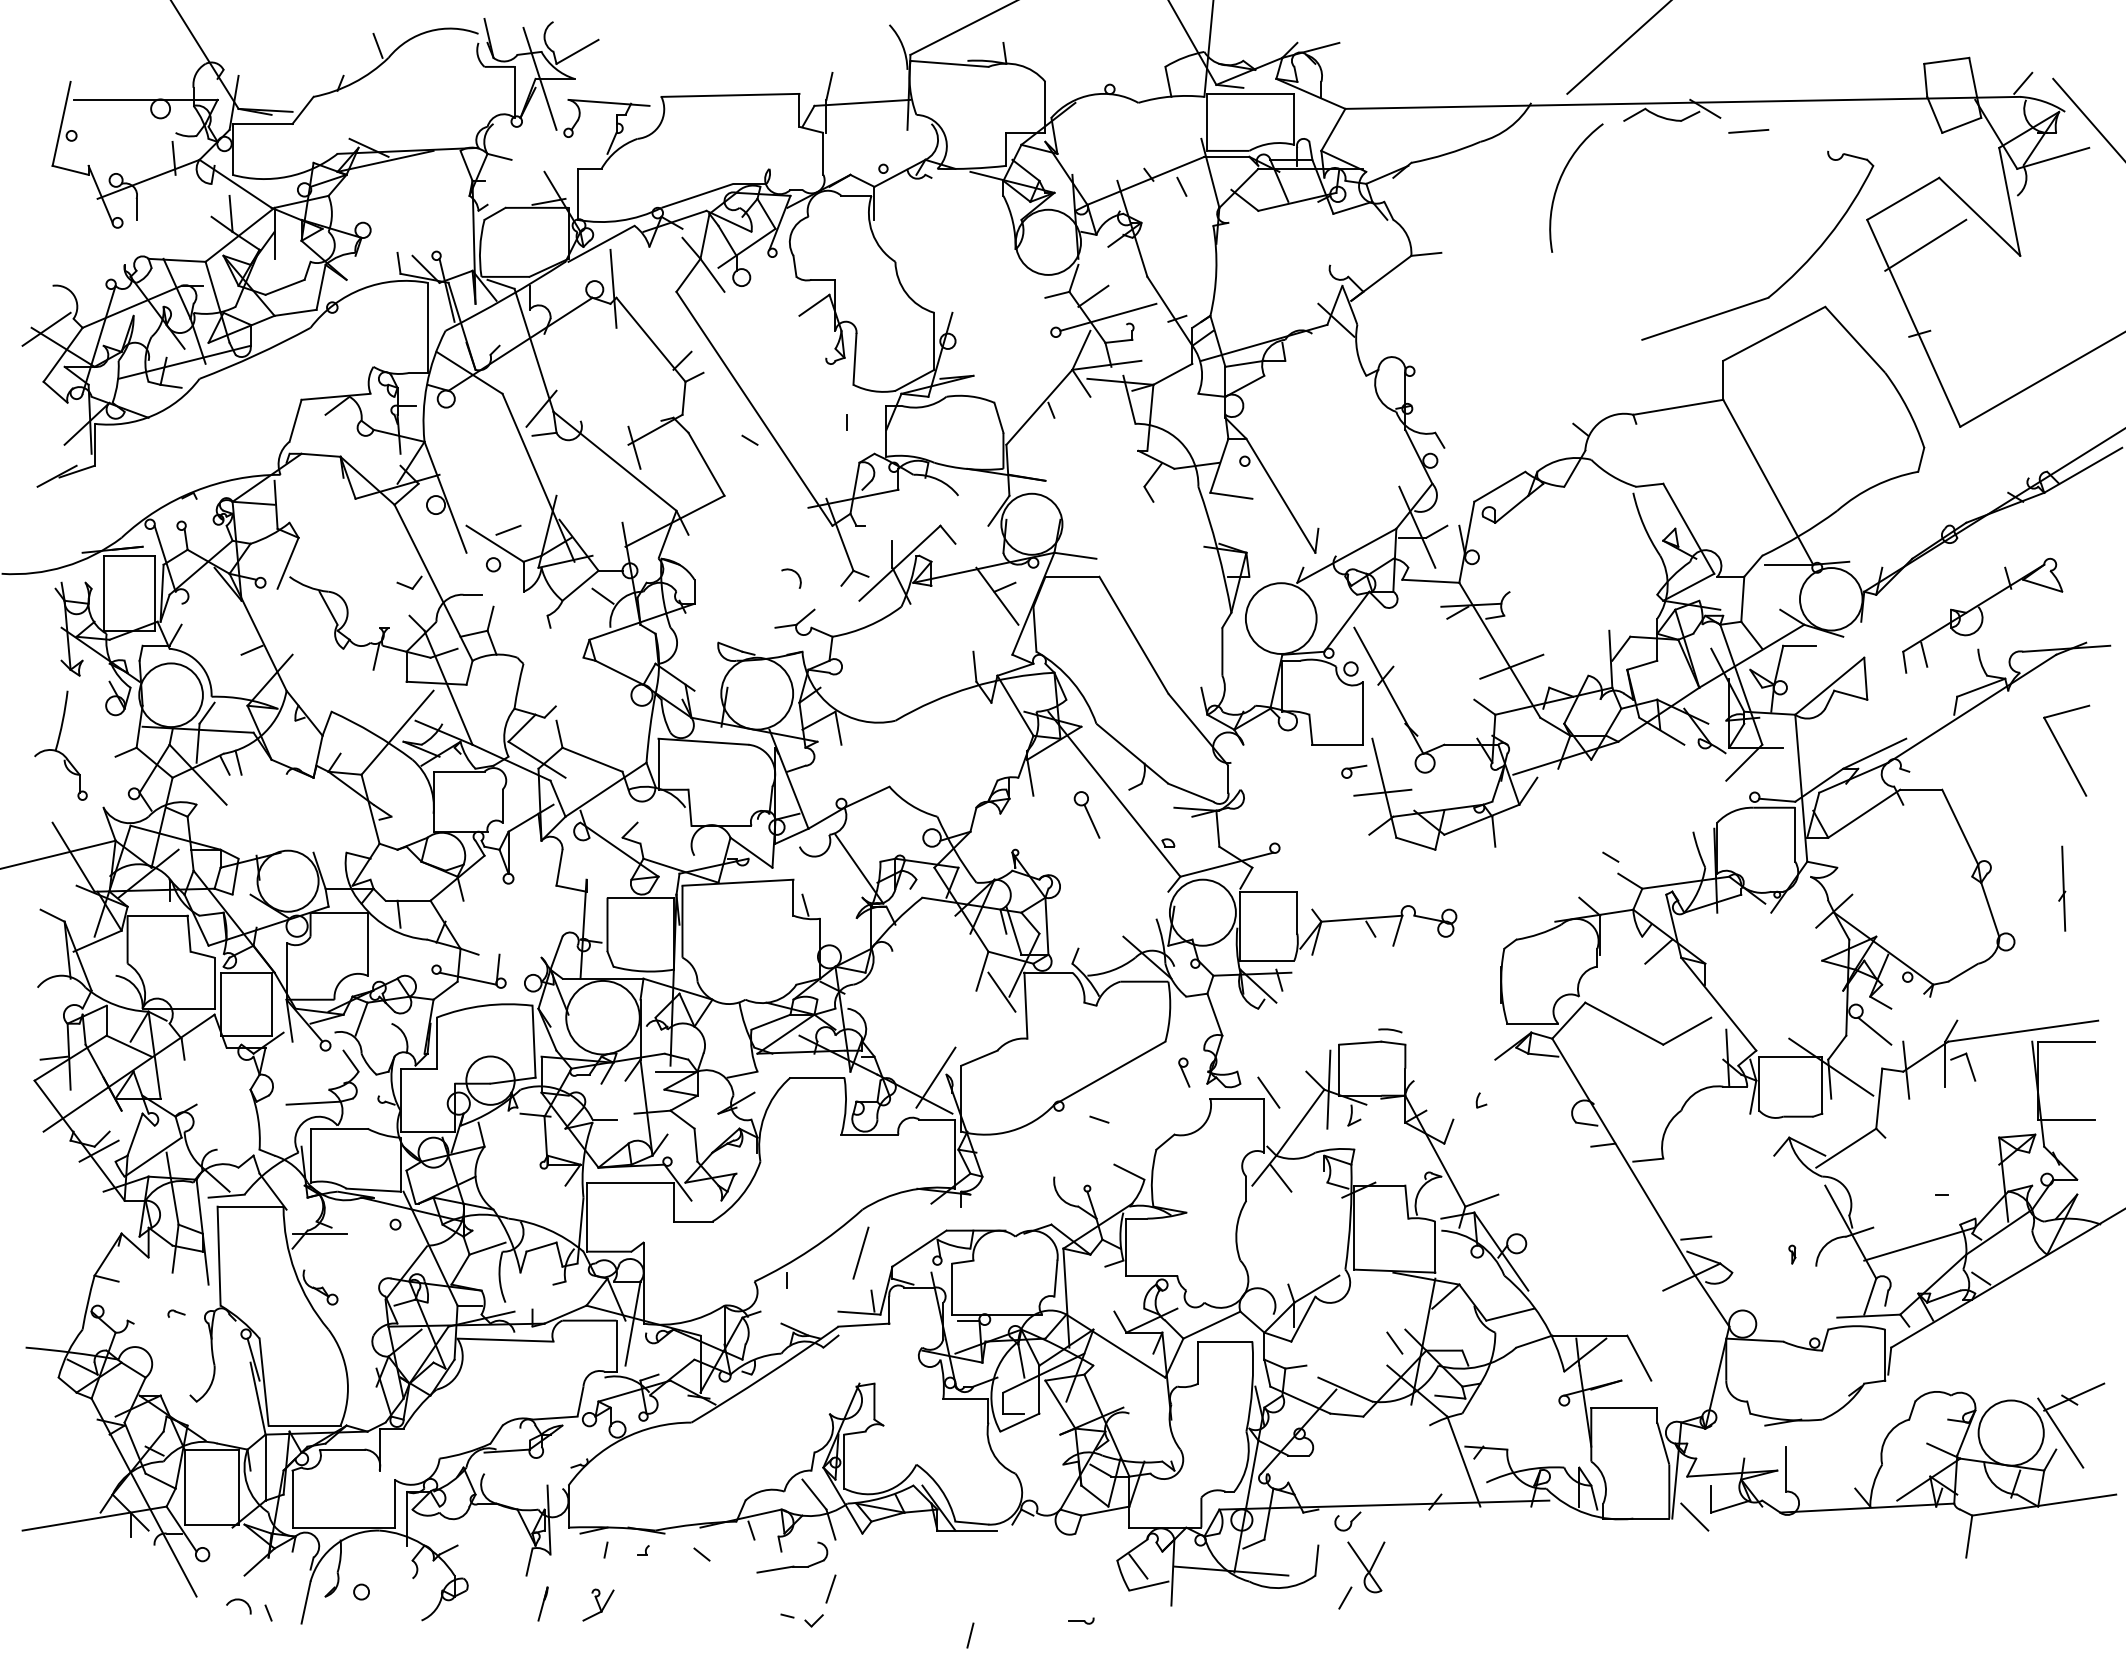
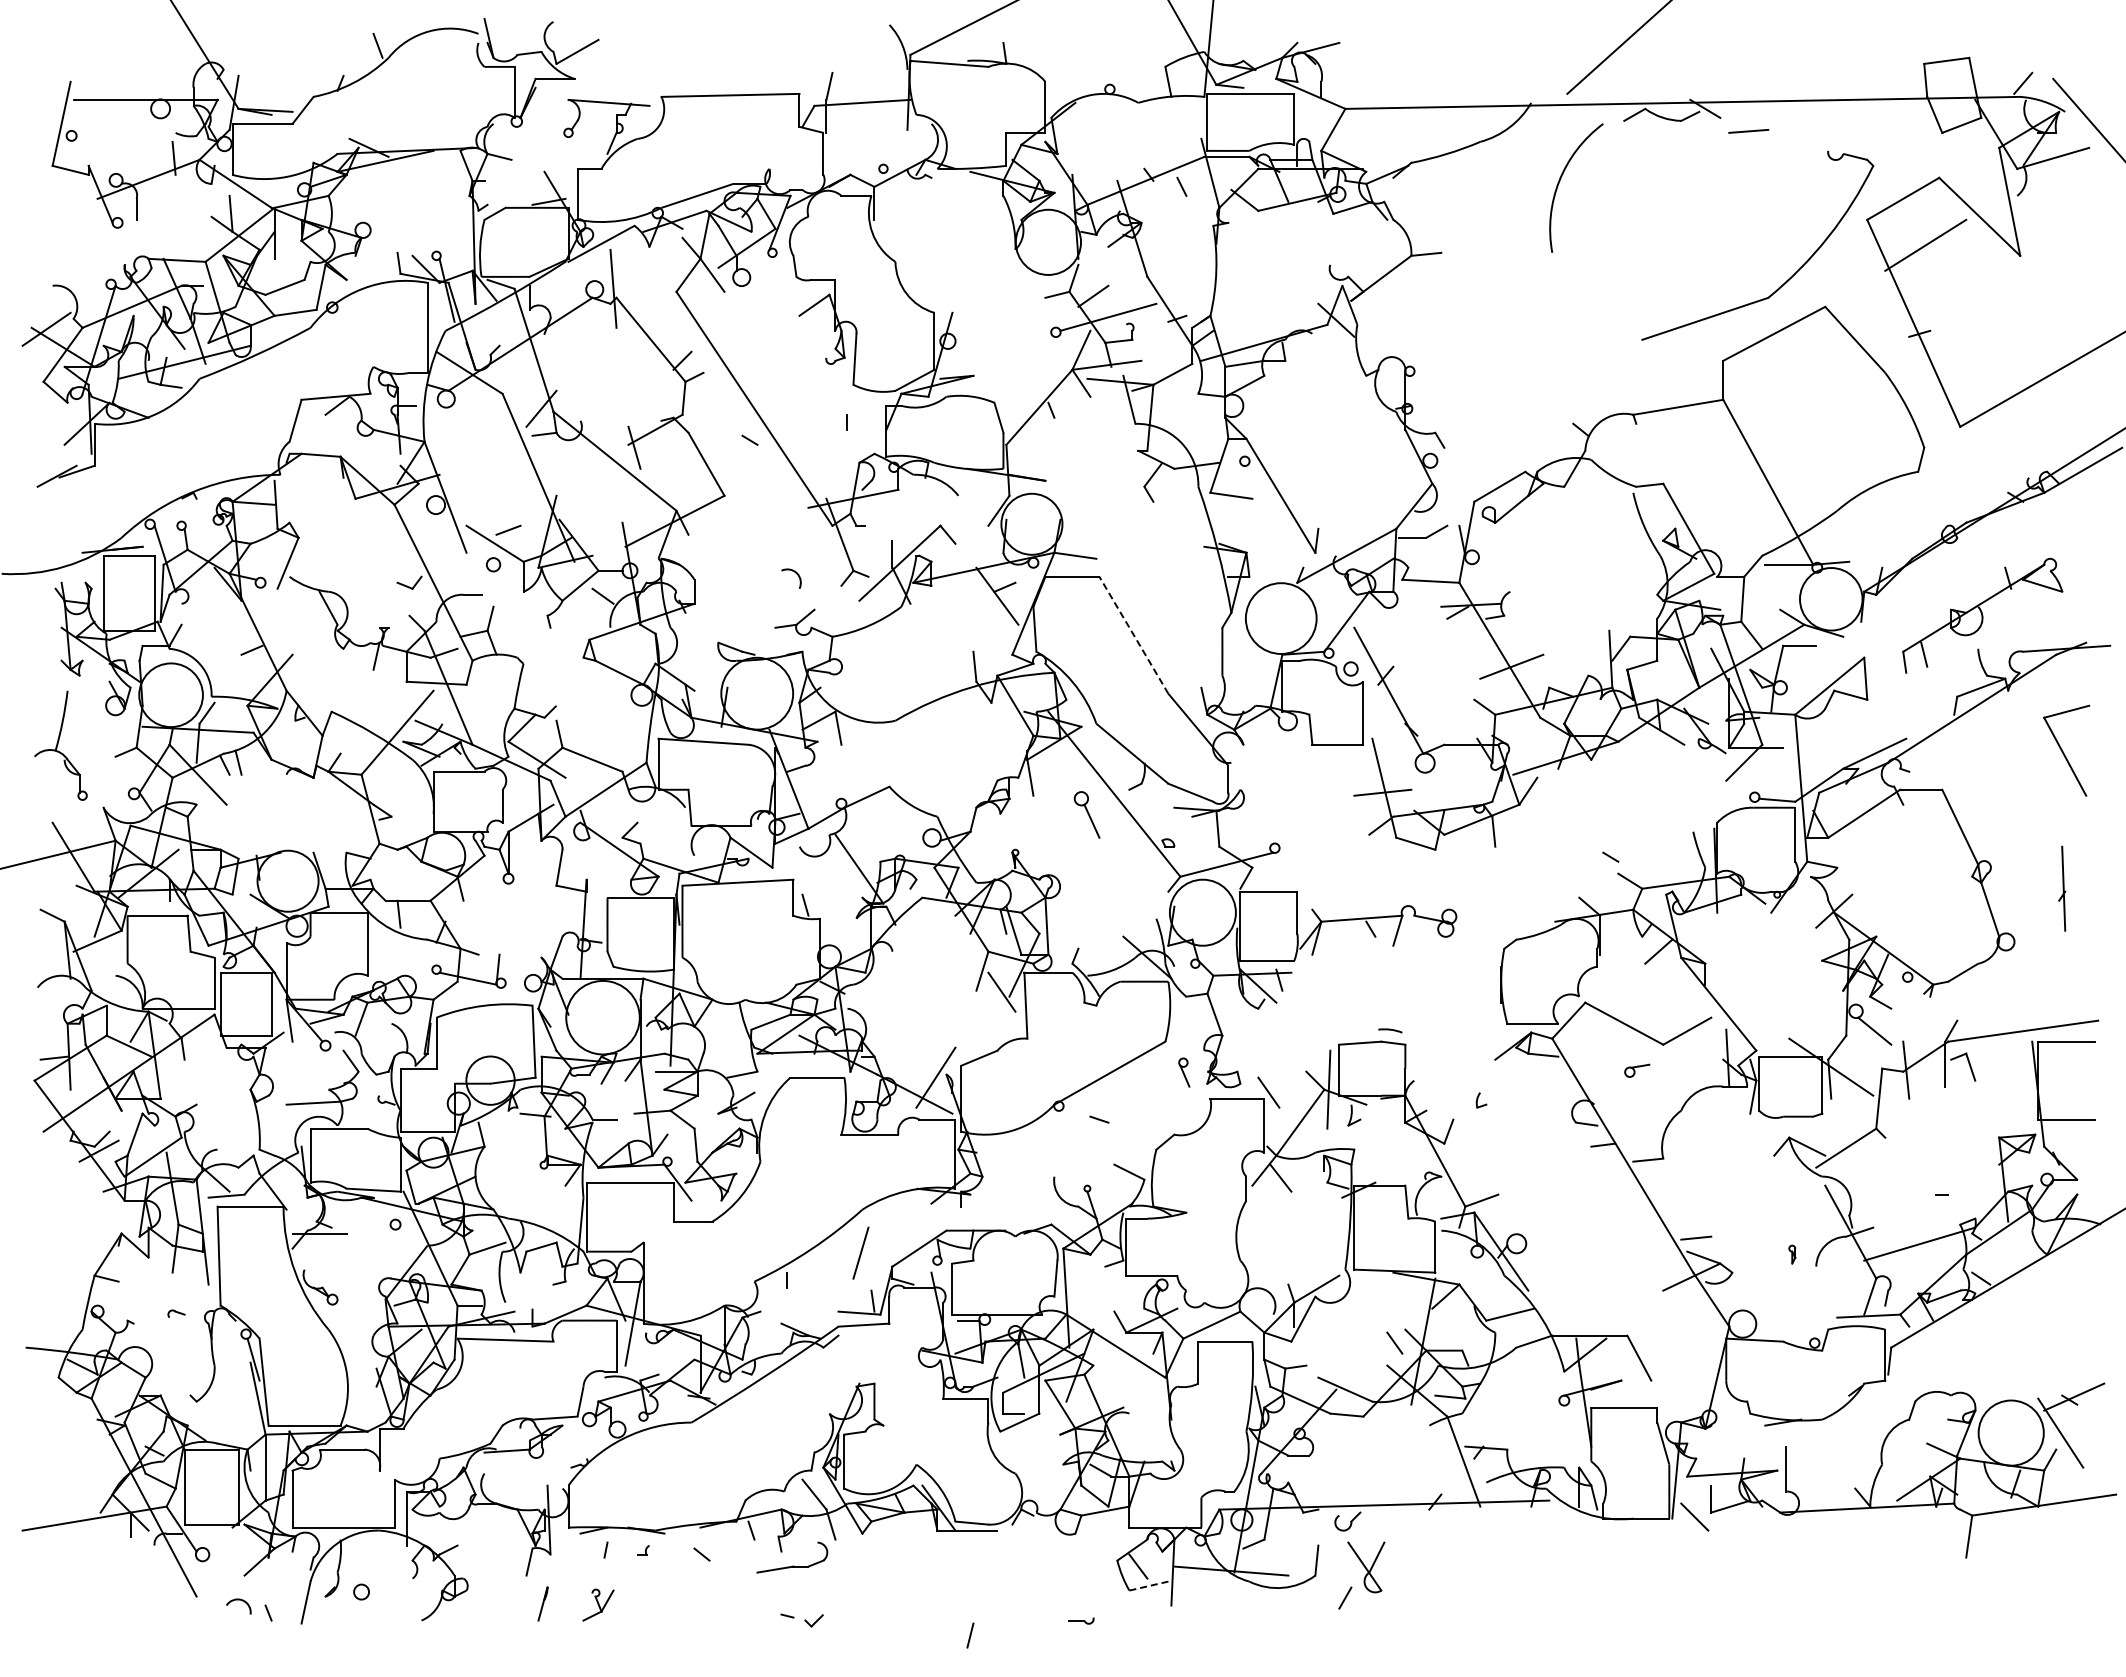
line: present -> none (539, 78)
line: present -> none (1417, 526)
line: solid -> dashed (1133, 635)
part position: (1354, 771) -> (1637, 1070) (1637, 1070)
line: solid -> dashed (1148, 1586)
line: present -> none (830, 1588)
